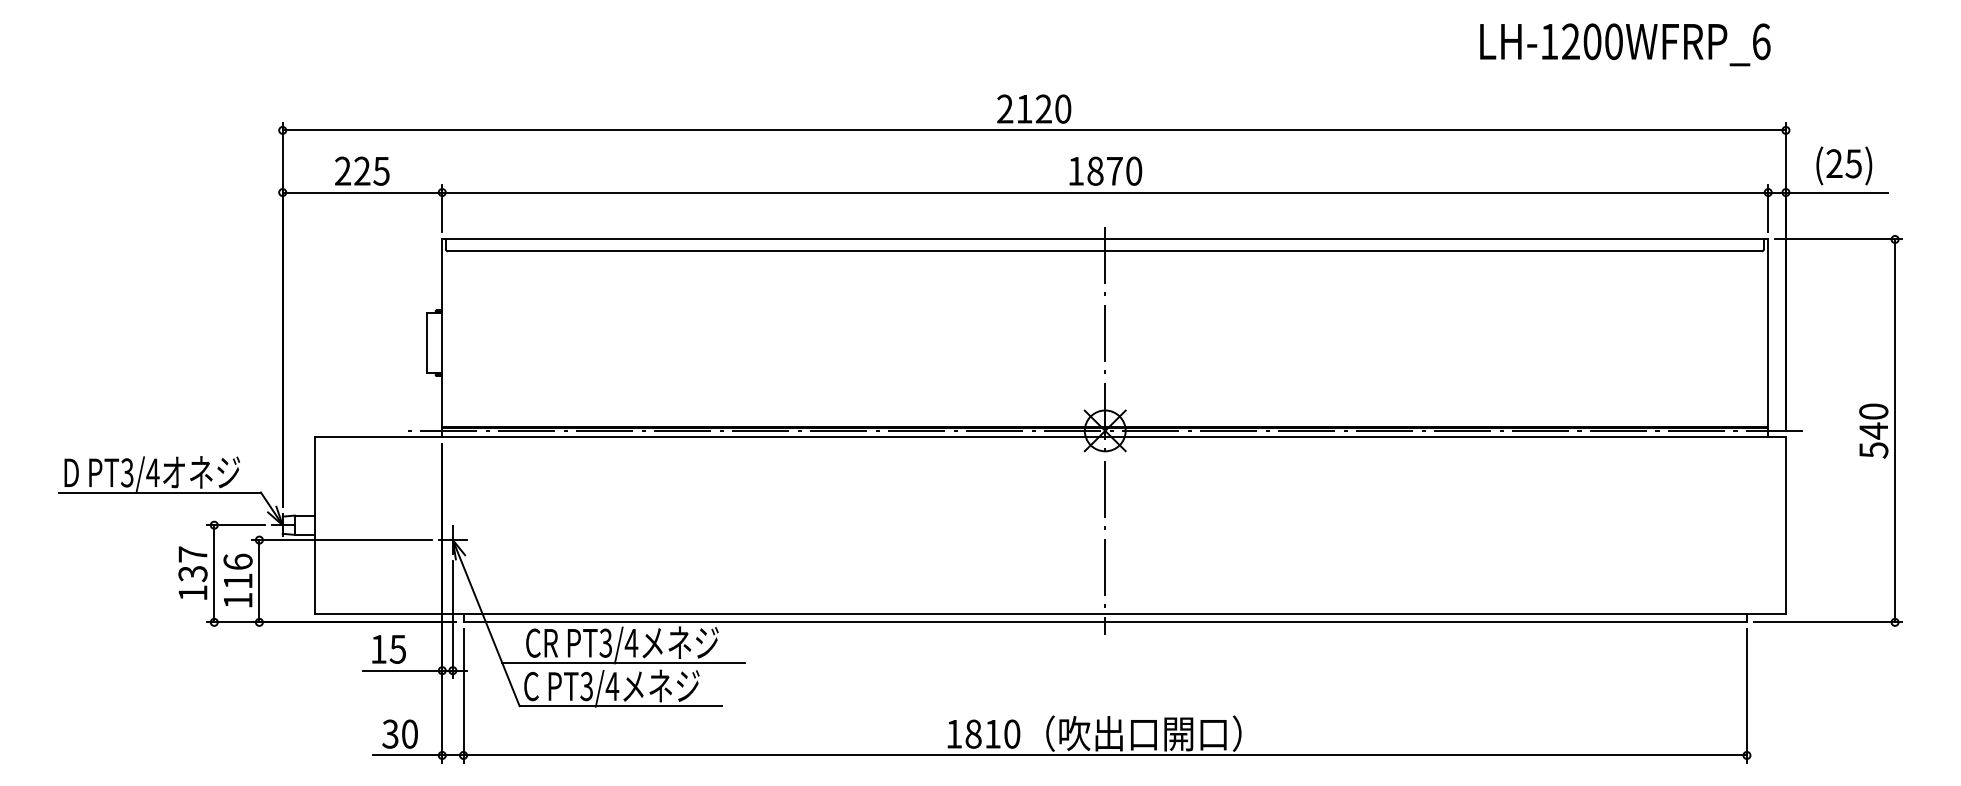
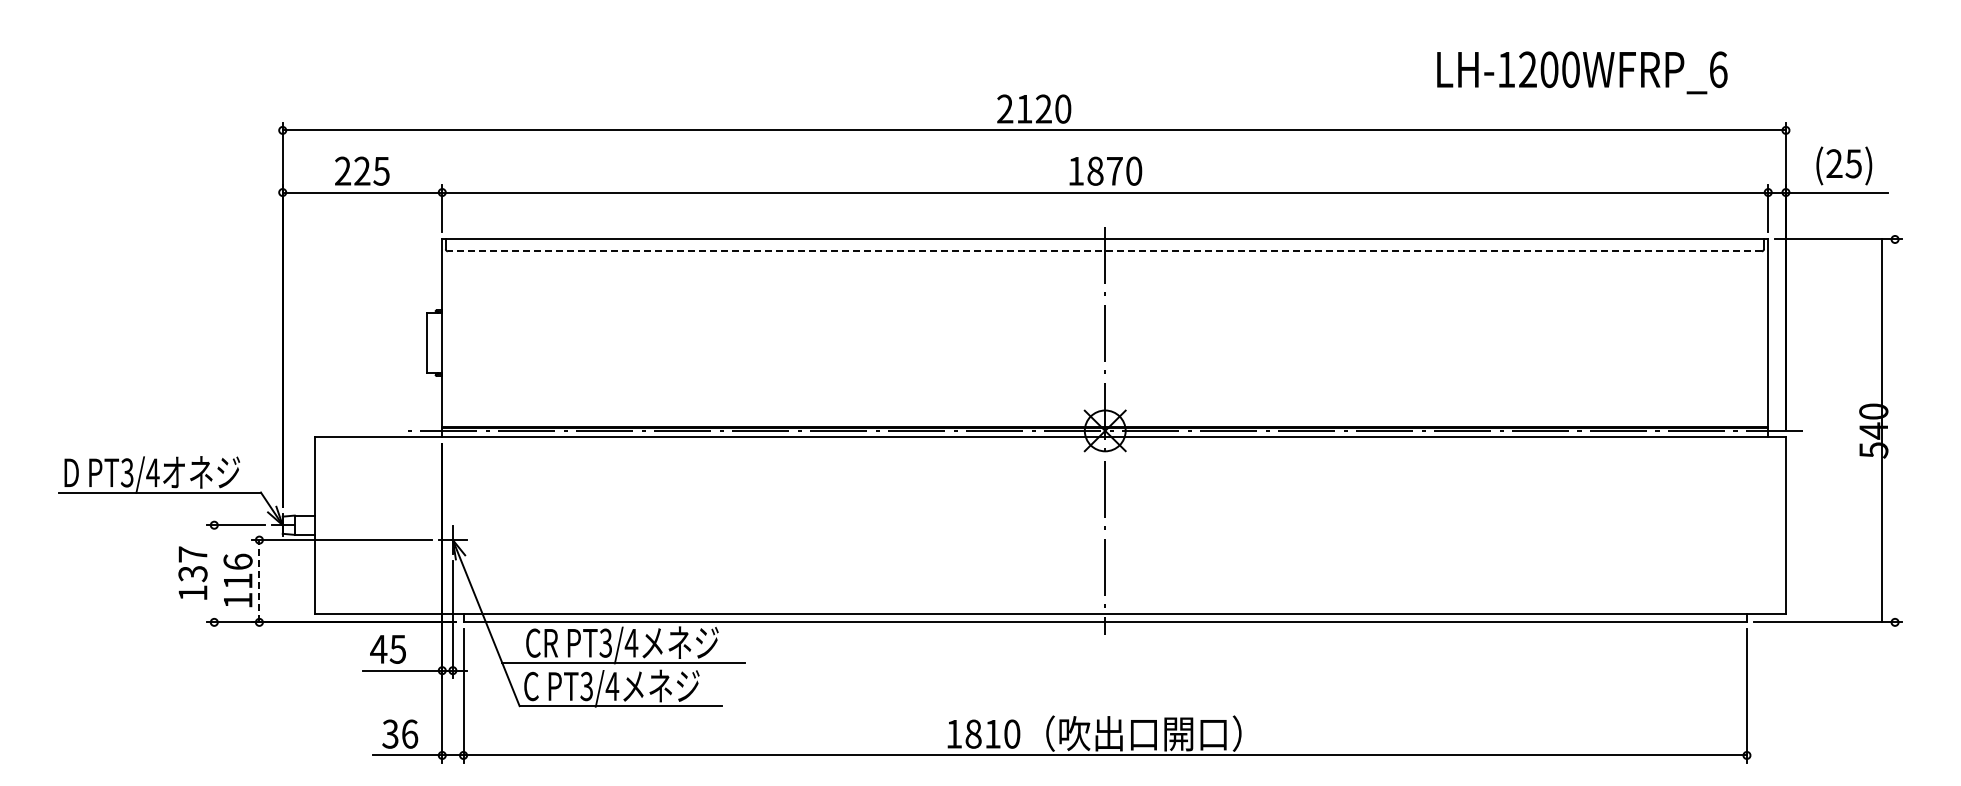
text position: (1625, 44) -> (1582, 72) (1582, 72)
line: solid -> dashed (1104, 251)
line position: (1895, 430) -> (1882, 430) (1882, 430)
line: present -> none (214, 573)
line: solid -> dashed (259, 580)
text: 15 -> 45 (378, 649)
text: 30 -> 36 (410, 733)
